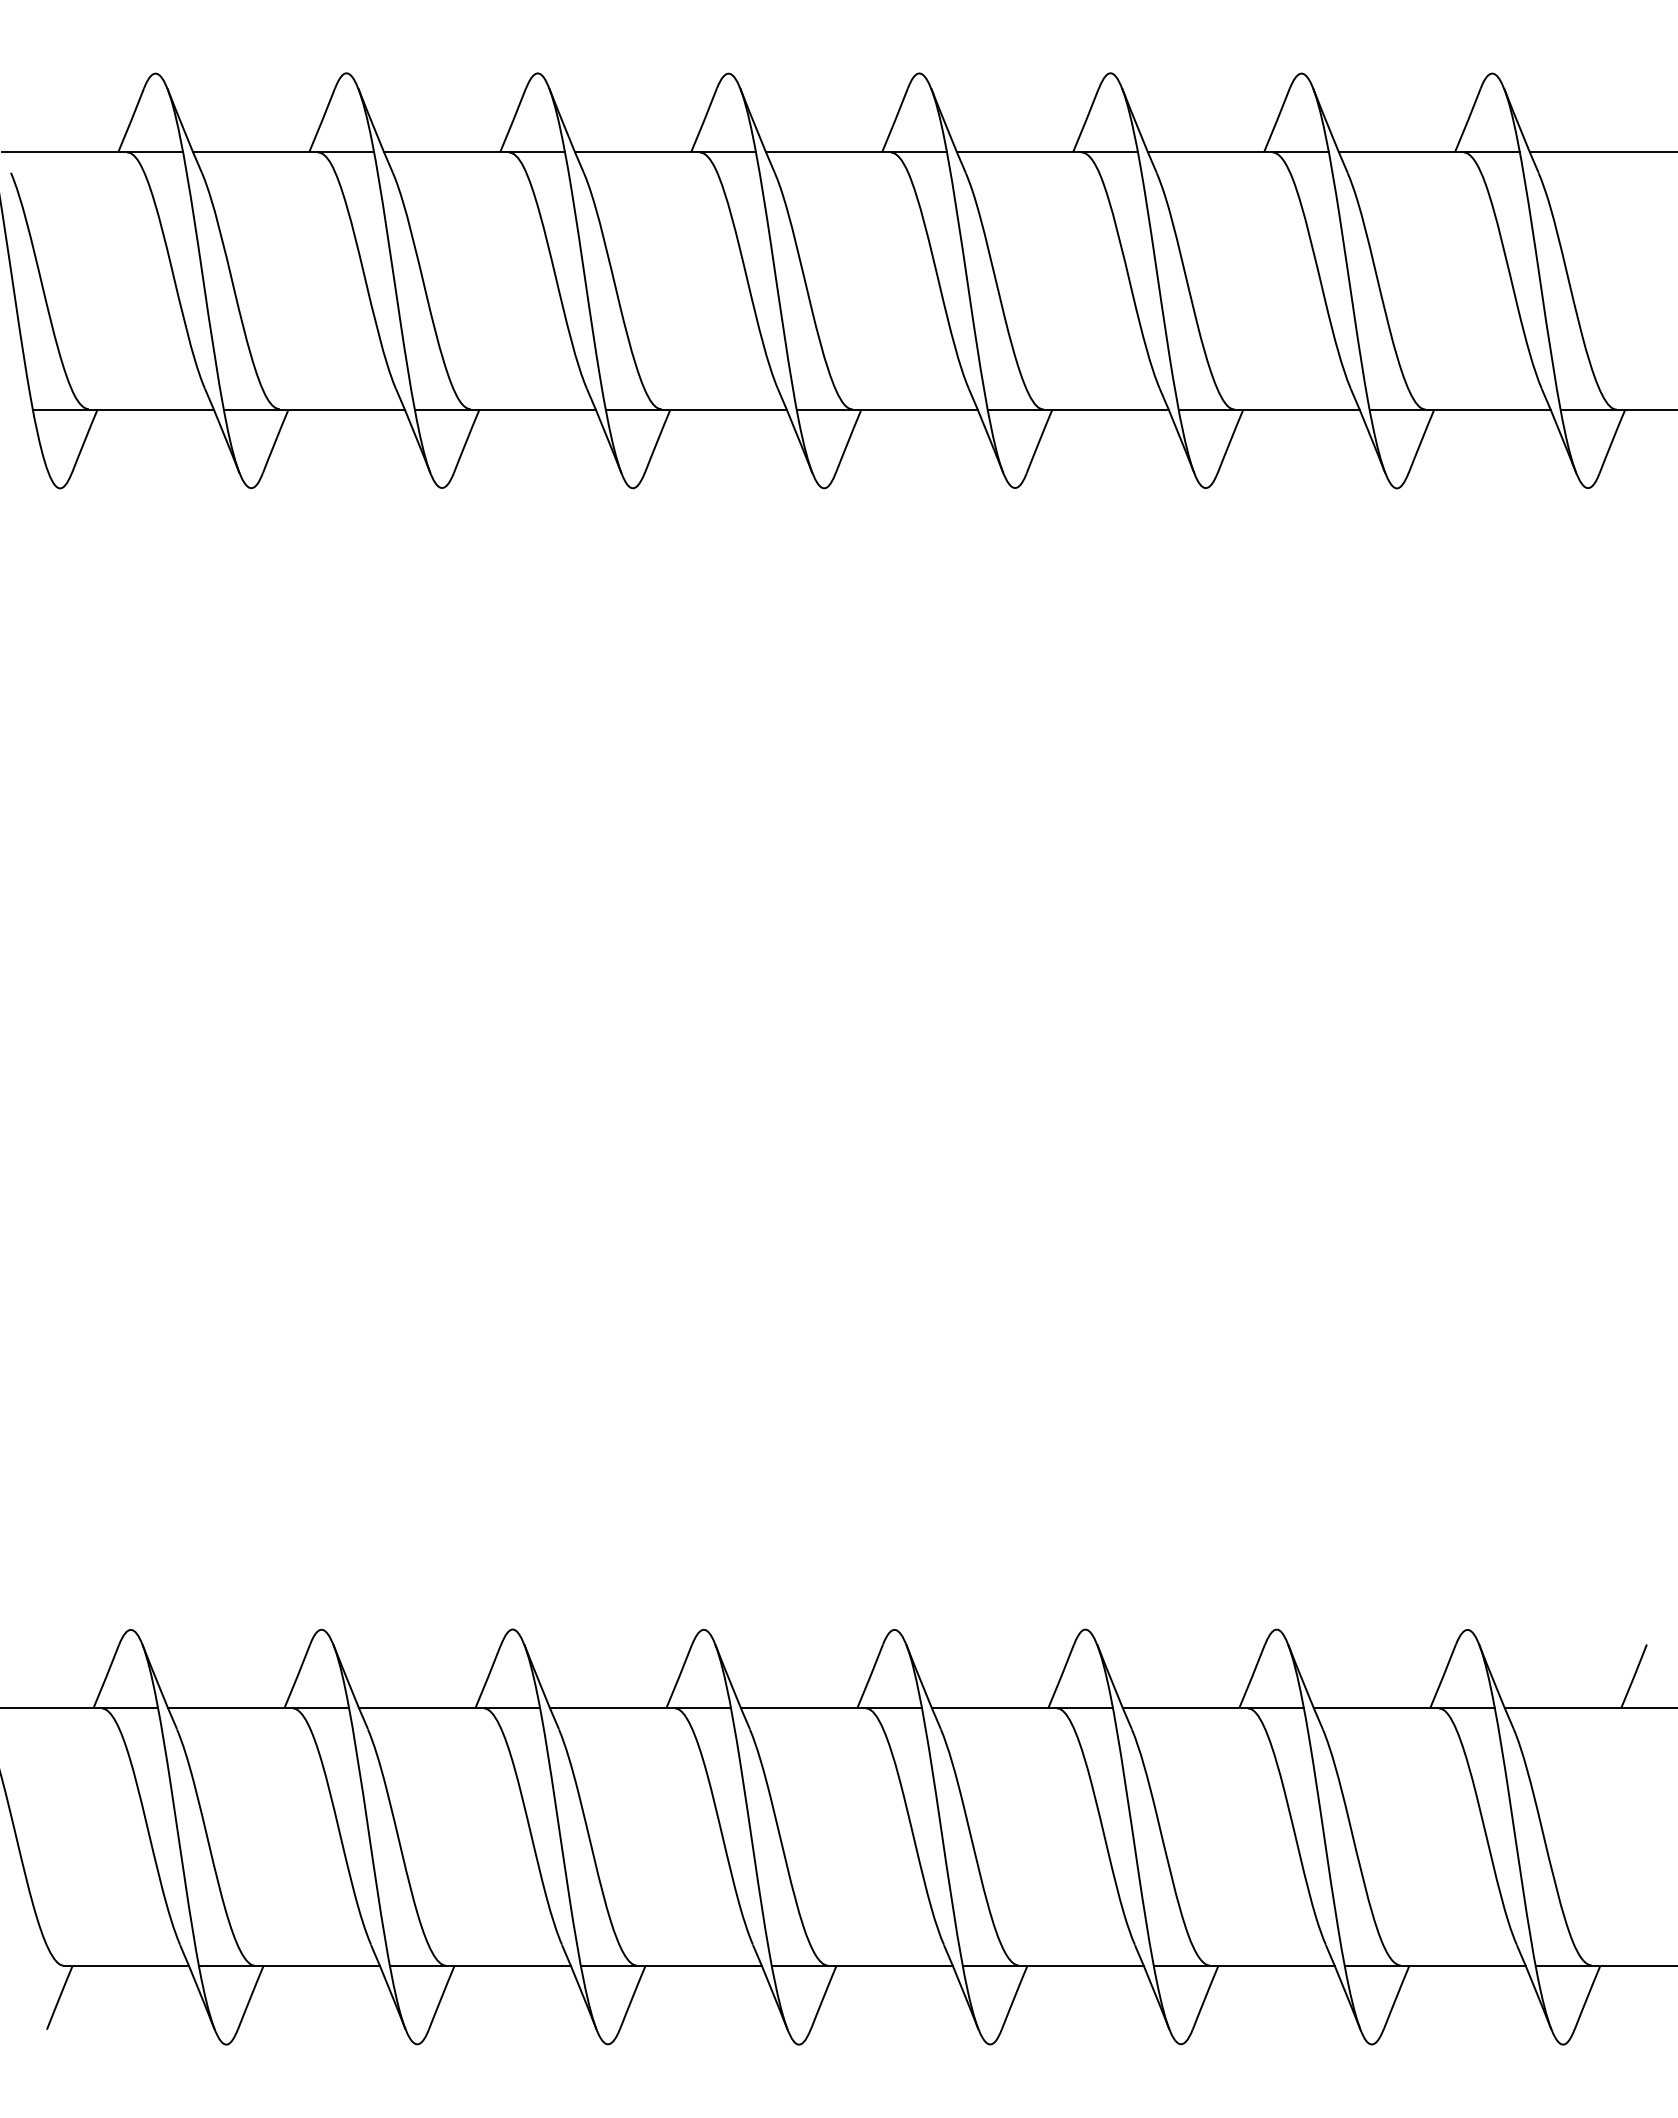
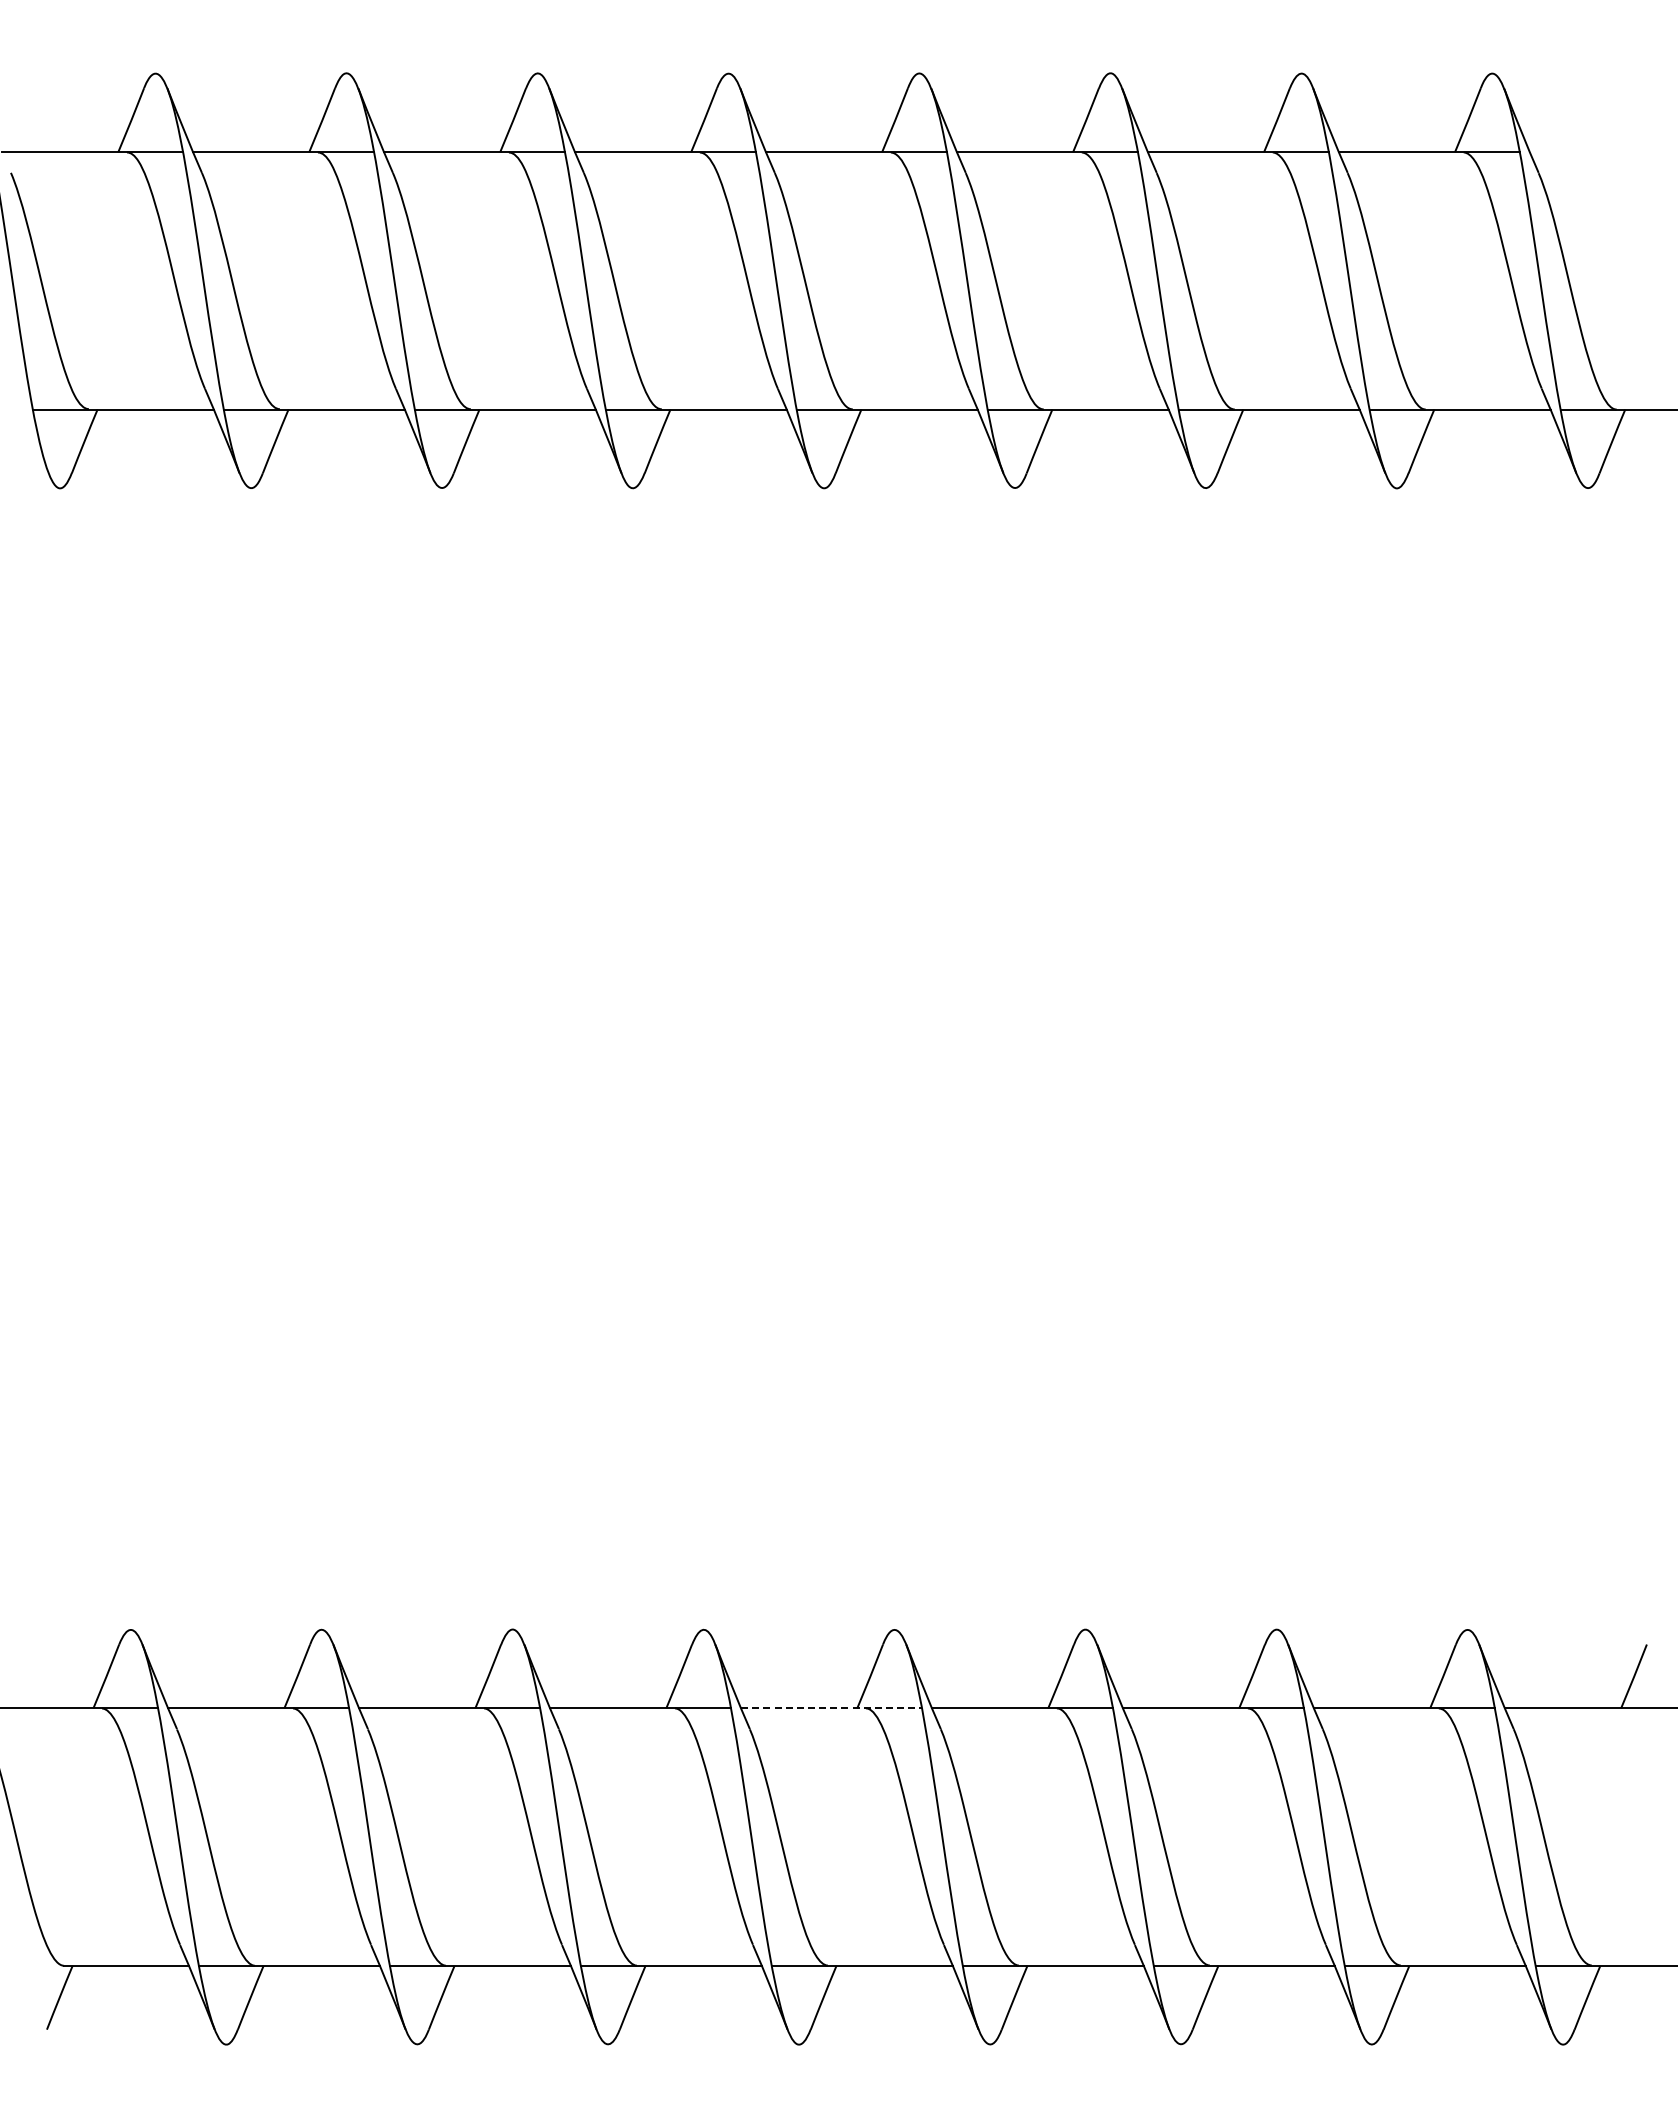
line: present -> none (1601, 152)
line: solid -> dashed (832, 1708)
